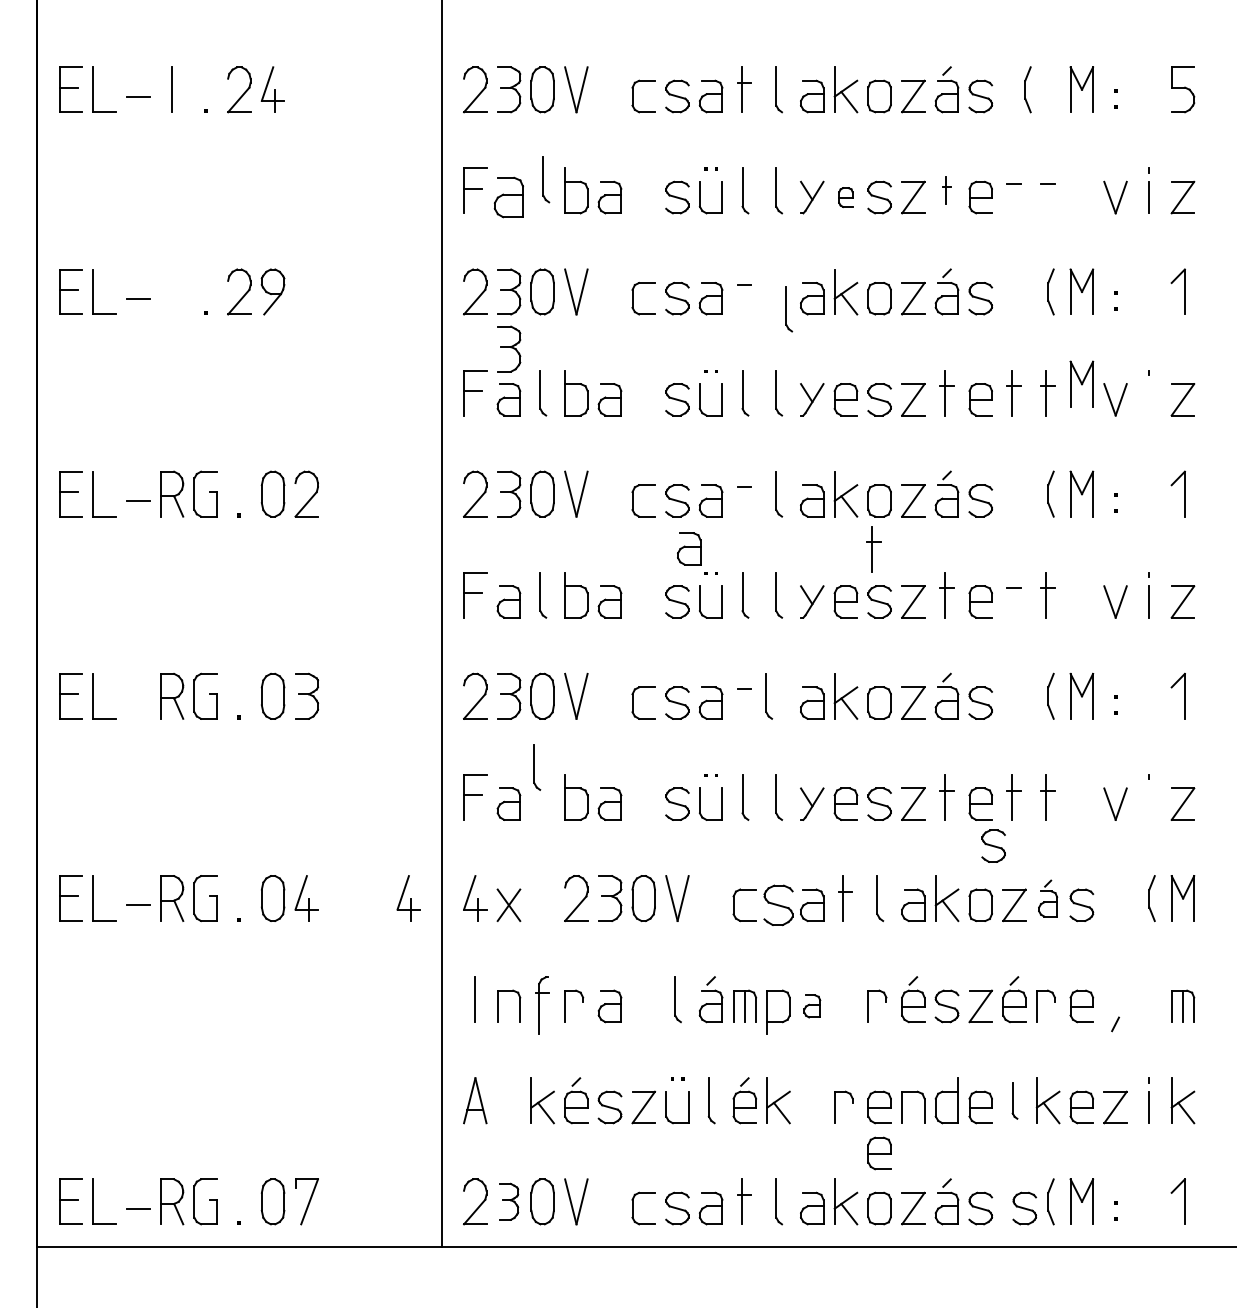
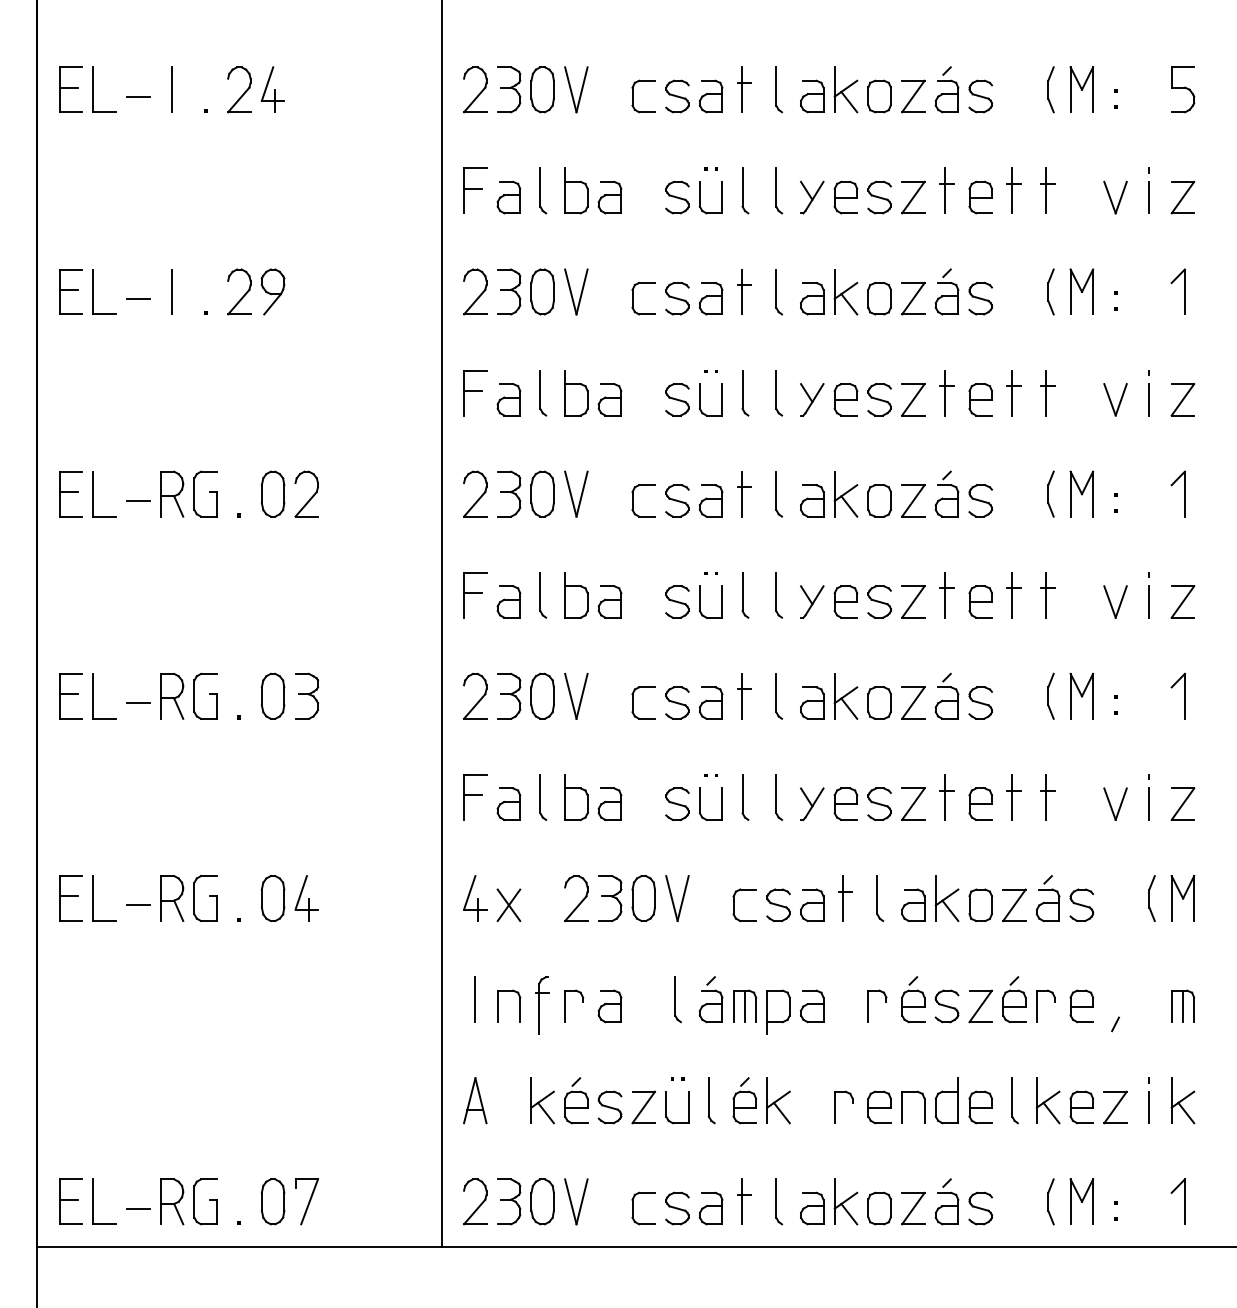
part position: (1027, 89) -> (1050, 89) (1050, 89)
part position: (546, 179) -> (543, 190) (543, 190)
part size: 10x29 px -> 16x47 px (946, 190)
line: none -> present (1011, 190)
line: none -> present (1045, 190)
part size: 31x43 px -> 26x34 px (508, 197)
part size: 16x21 px -> 26x35 px (845, 197)
line: none -> present (172, 291)
line: none -> present (742, 291)
part position: (789, 309) -> (779, 292) (779, 292)
part: present -> none (509, 348)
part: present -> none (1081, 383)
line: none -> present (1149, 399)
line: none -> present (742, 493)
part: present -> none (689, 548)
part: present -> none (873, 549)
line: none -> present (1011, 594)
line: none -> present (742, 695)
part position: (769, 696) -> (779, 696) (779, 696)
line: none -> present (138, 702)
part position: (537, 767) -> (543, 797) (543, 797)
line: none -> present (1148, 803)
part: present -> none (993, 845)
part: present -> none (408, 898)
part size: 21x39 px -> 26x48 px (1047, 898)
part size: 31x43 px -> 25x34 px (778, 904)
part size: 19x25 px -> 25x35 px (812, 1006)
part size: 8x38 px -> 8x48 px (1014, 1100)
part: present -> none (879, 1153)
part size: 21x39 px -> 25x48 px (509, 1201)
part: present -> none (1024, 1208)
